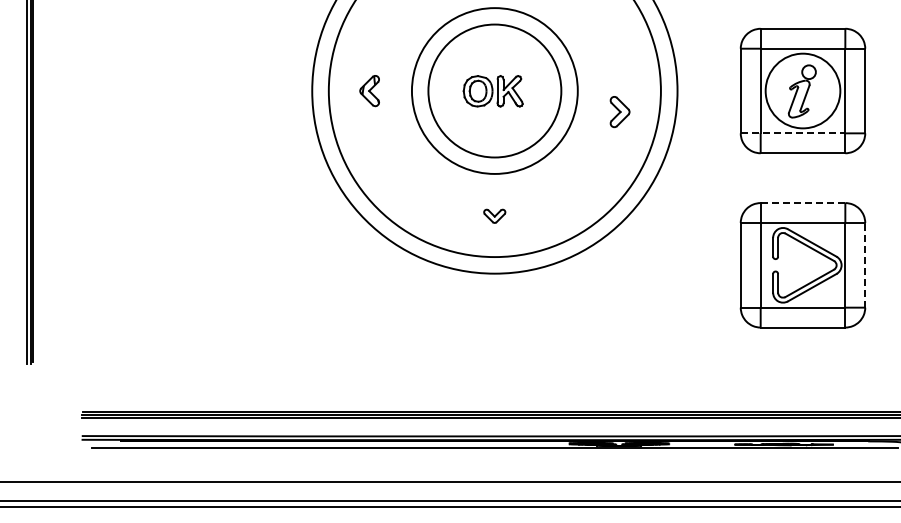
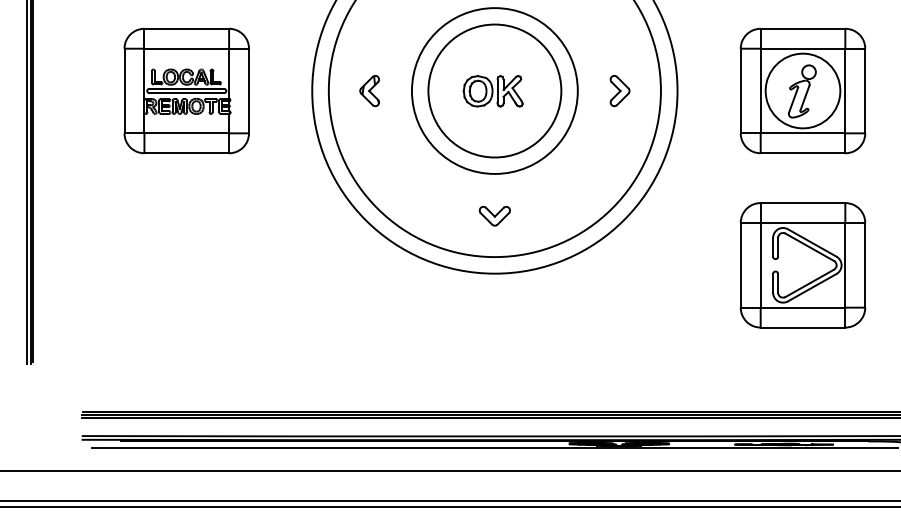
part: none -> present (186, 90)
part position: (619, 112) -> (619, 91) (619, 91)
line: dashed -> solid (793, 133)
line: dashed -> solid (802, 203)
part size: 24x16 px -> 33x21 px (494, 216)
line: dashed -> solid (865, 264)
line position: (449, 482) -> (449, 471) (449, 471)
